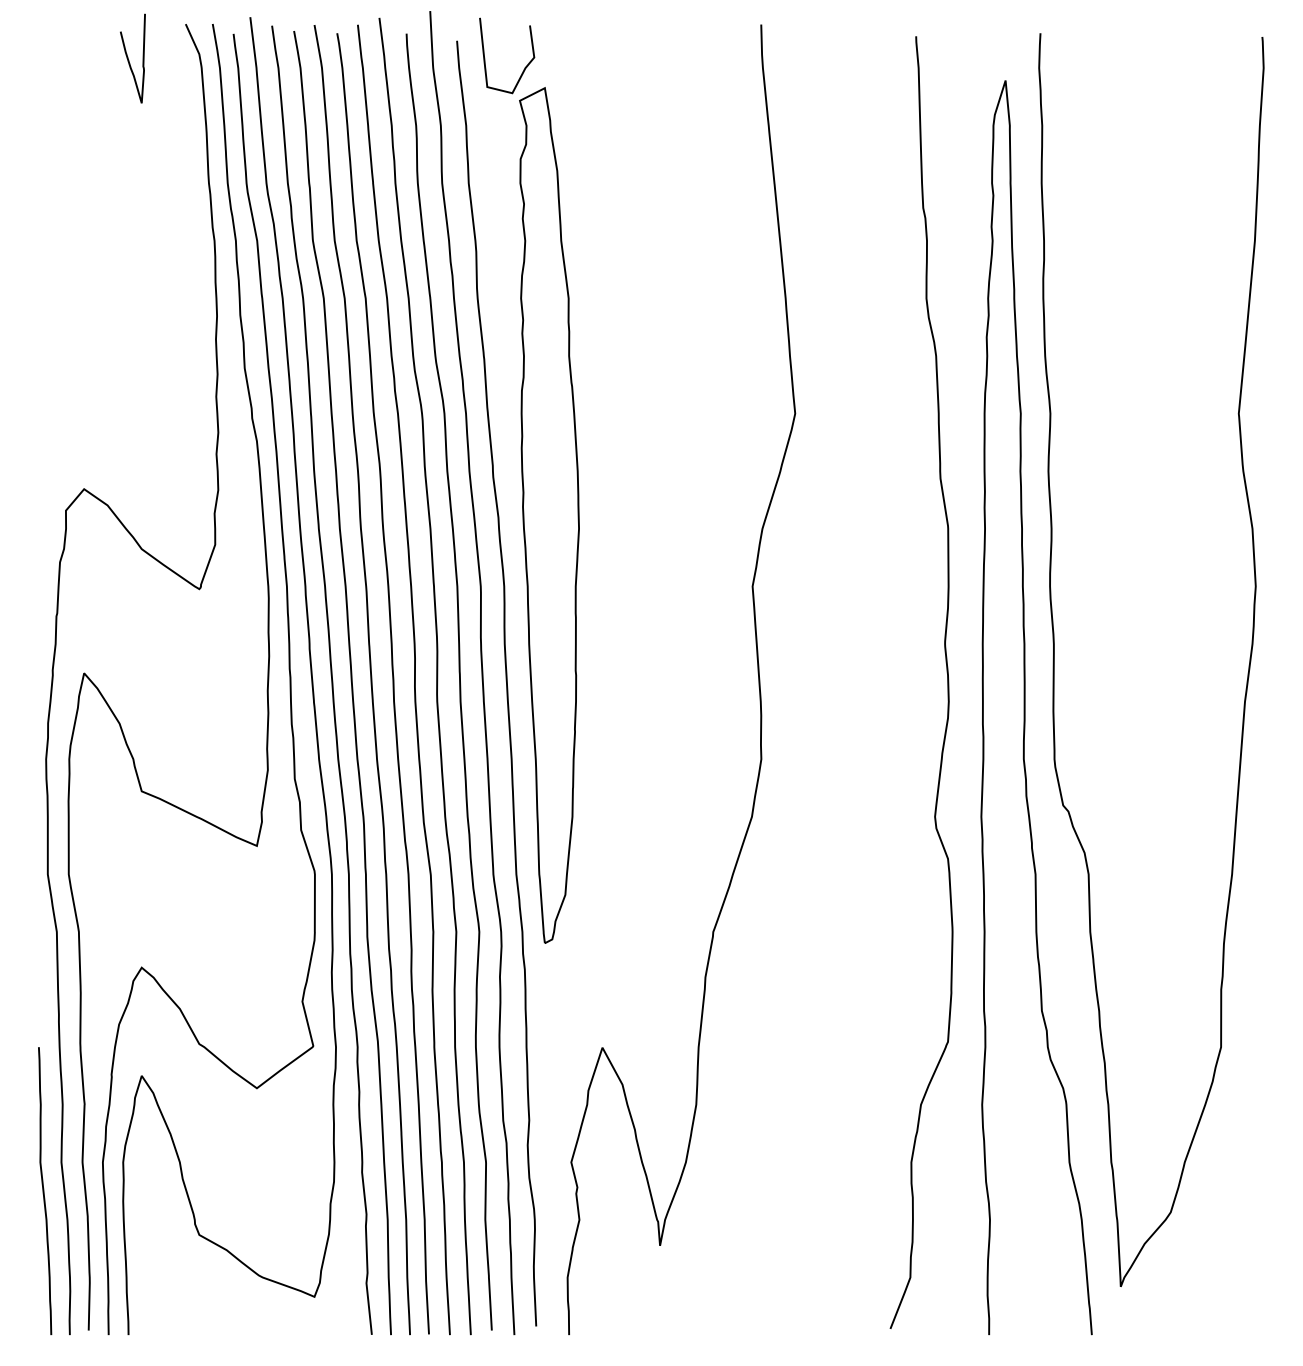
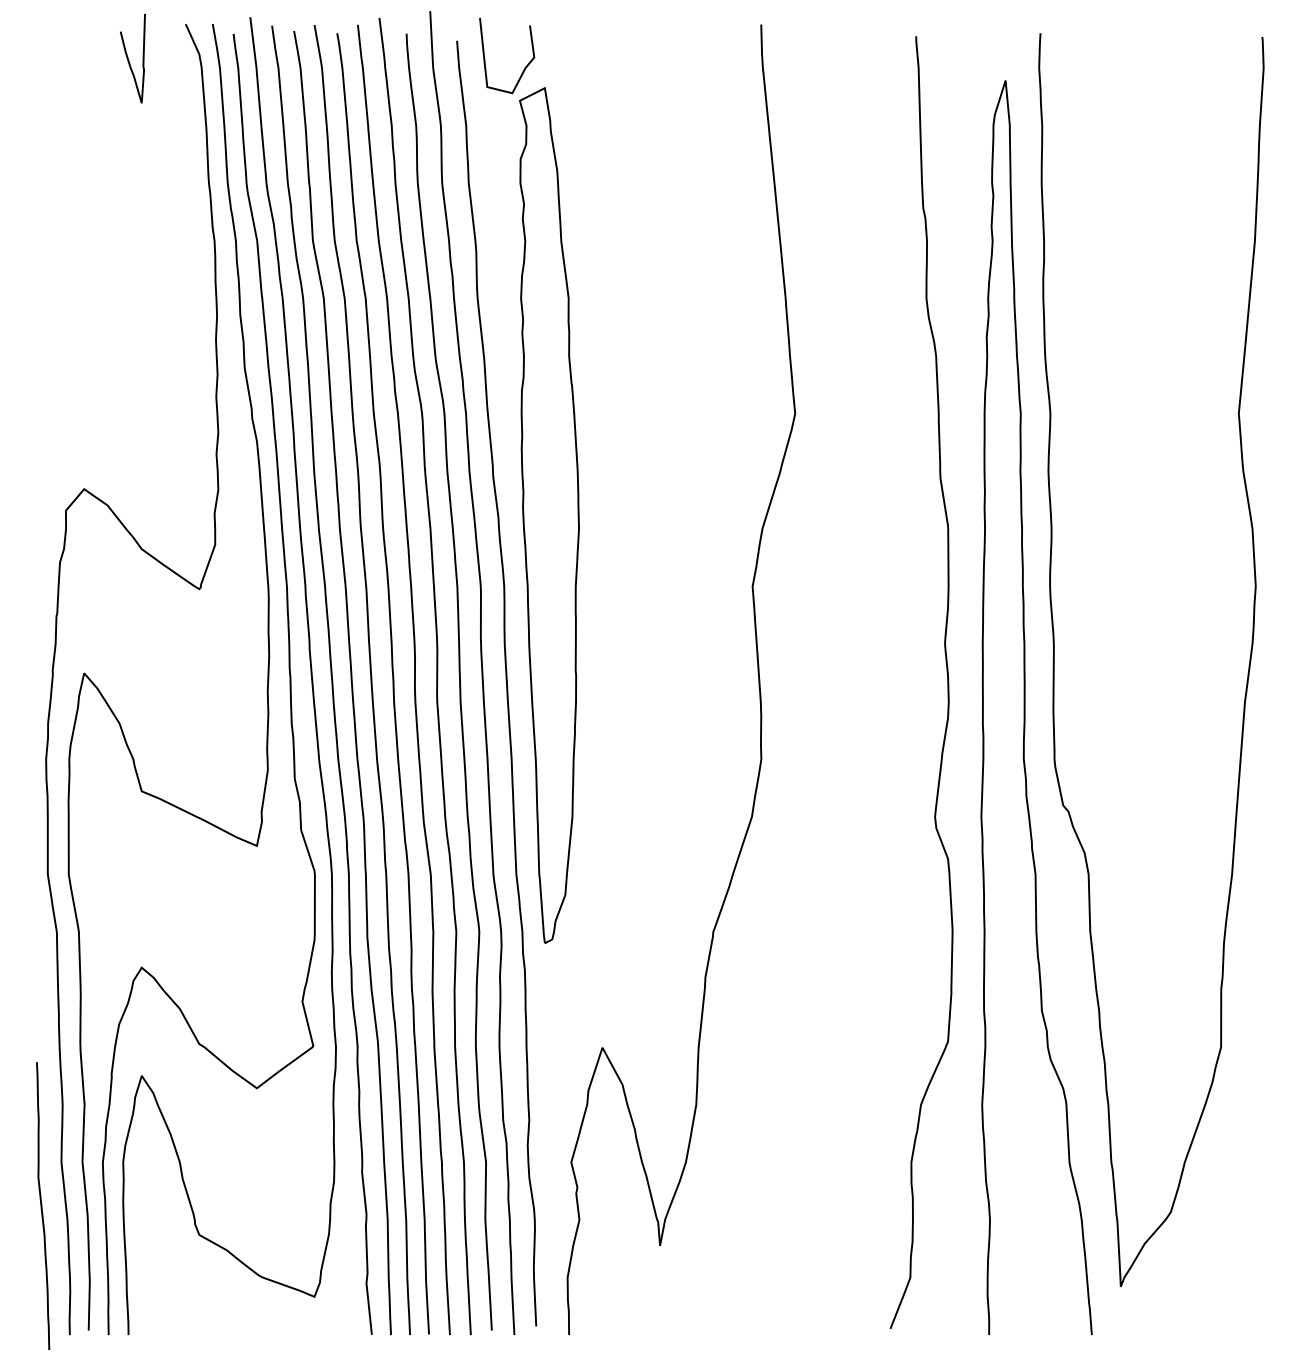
curve position: (44, 1191) -> (42, 1206) (42, 1206)
